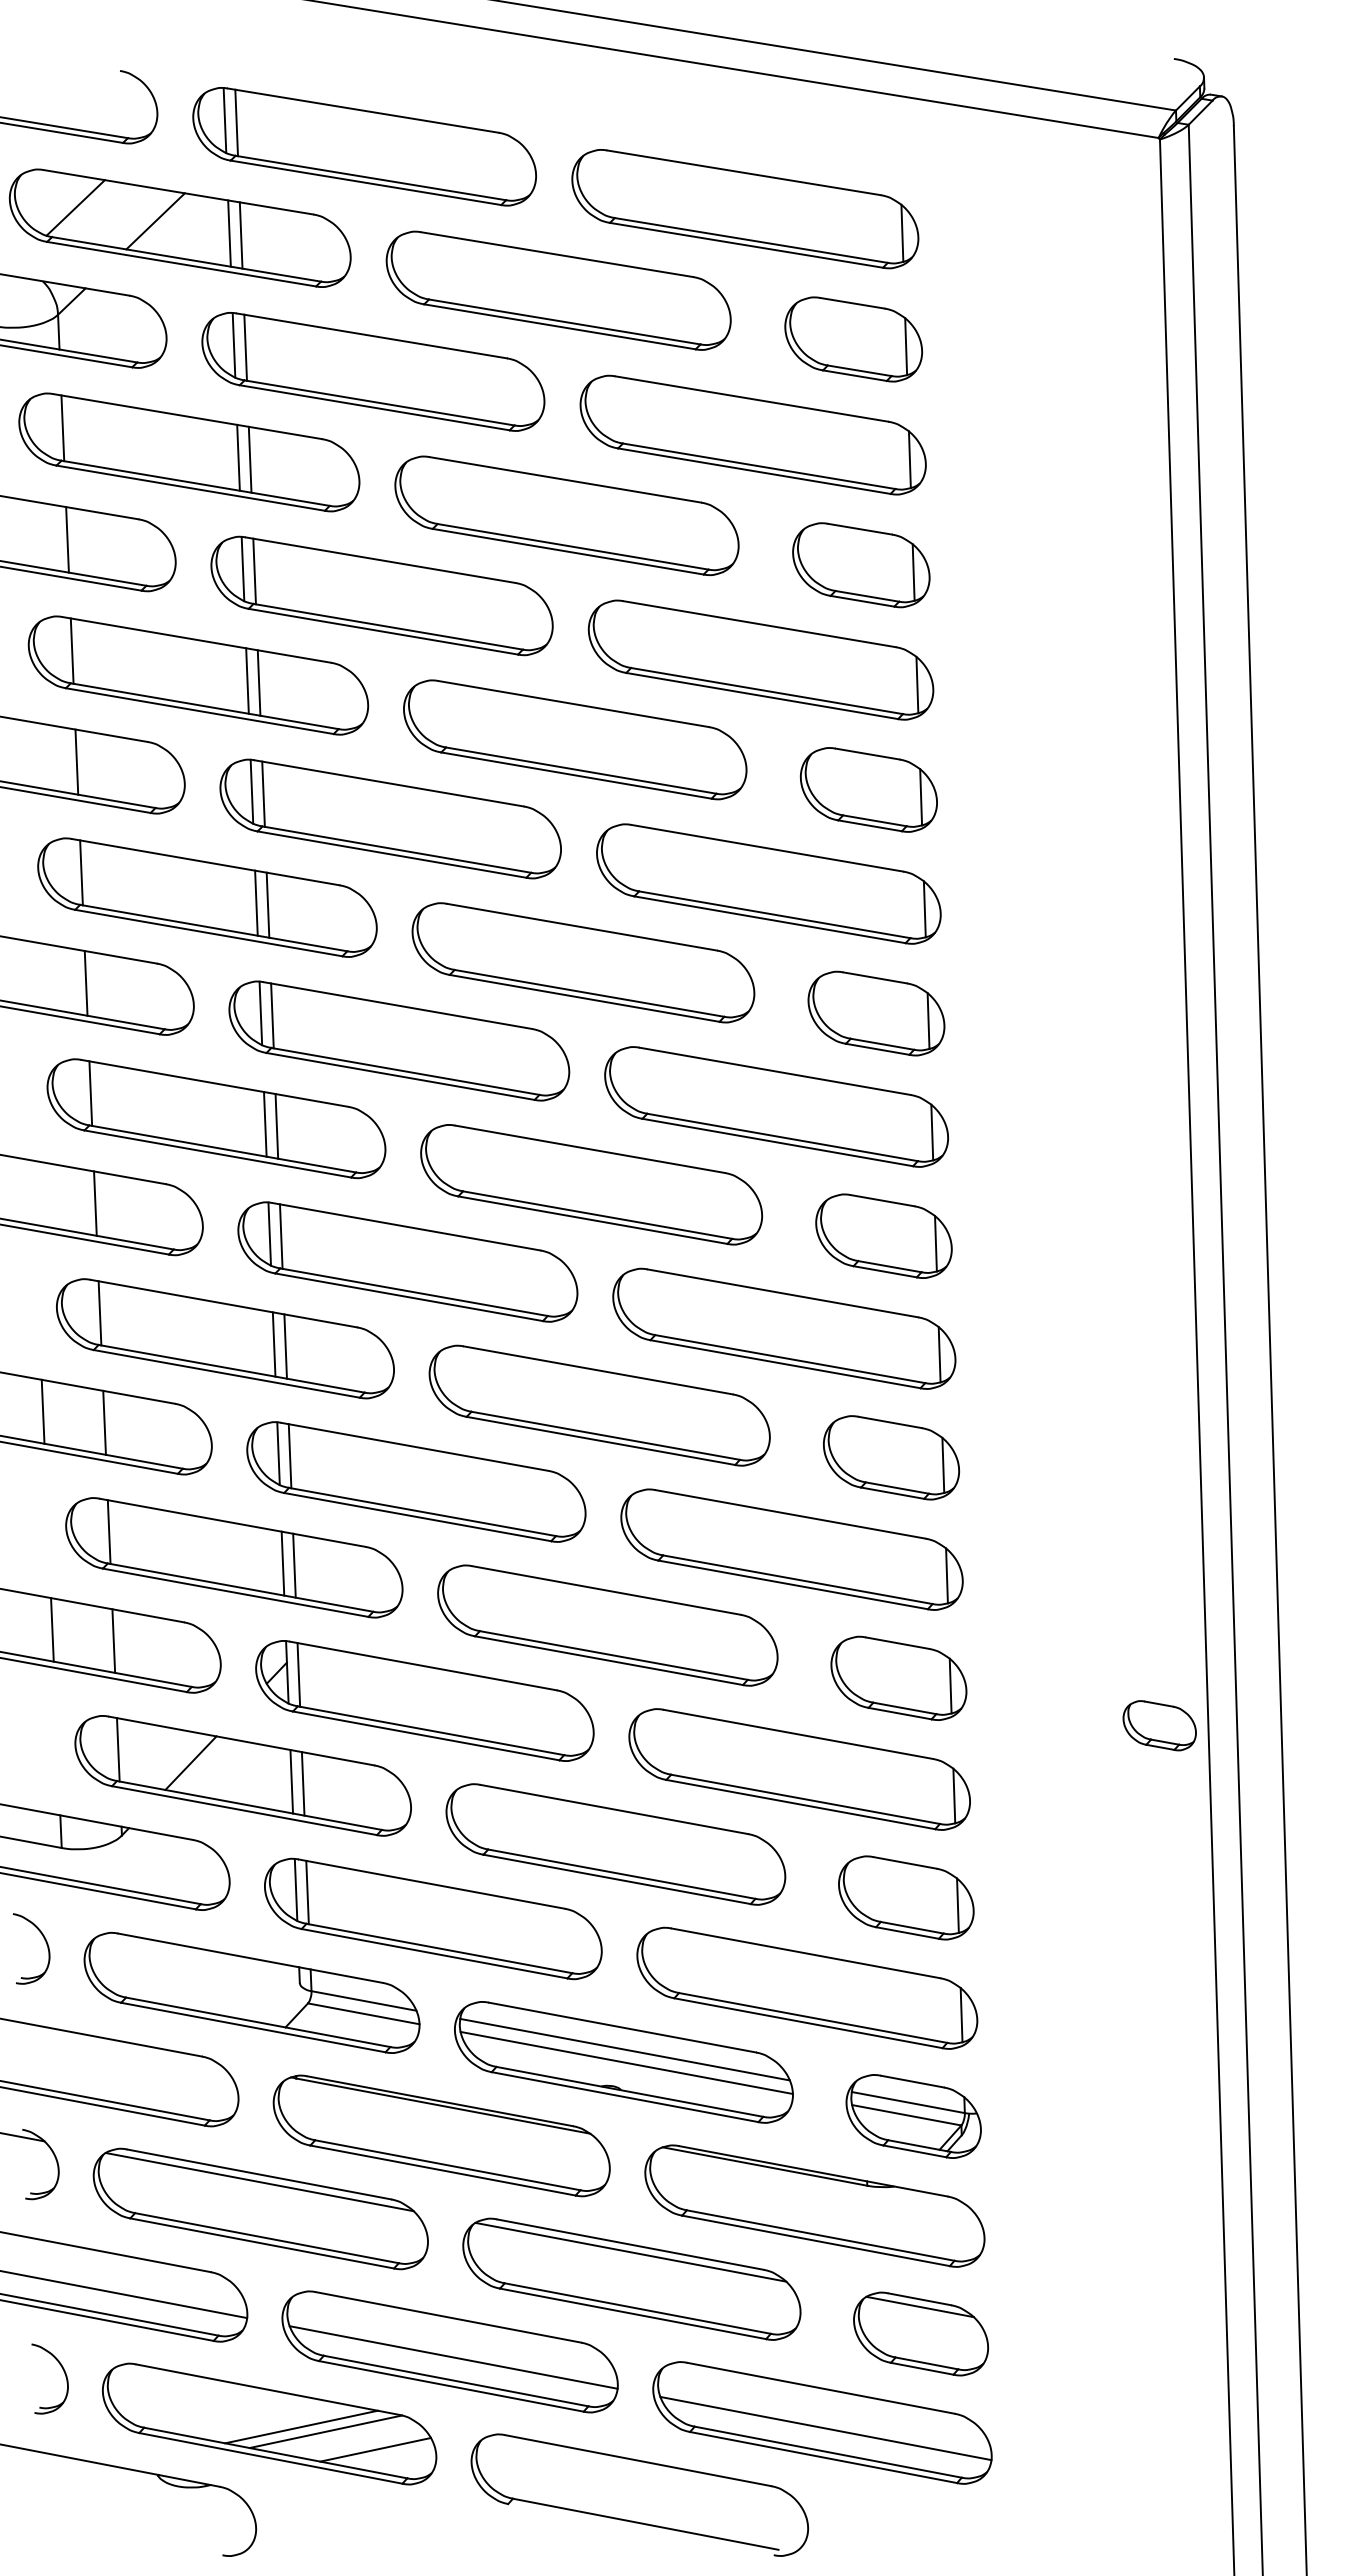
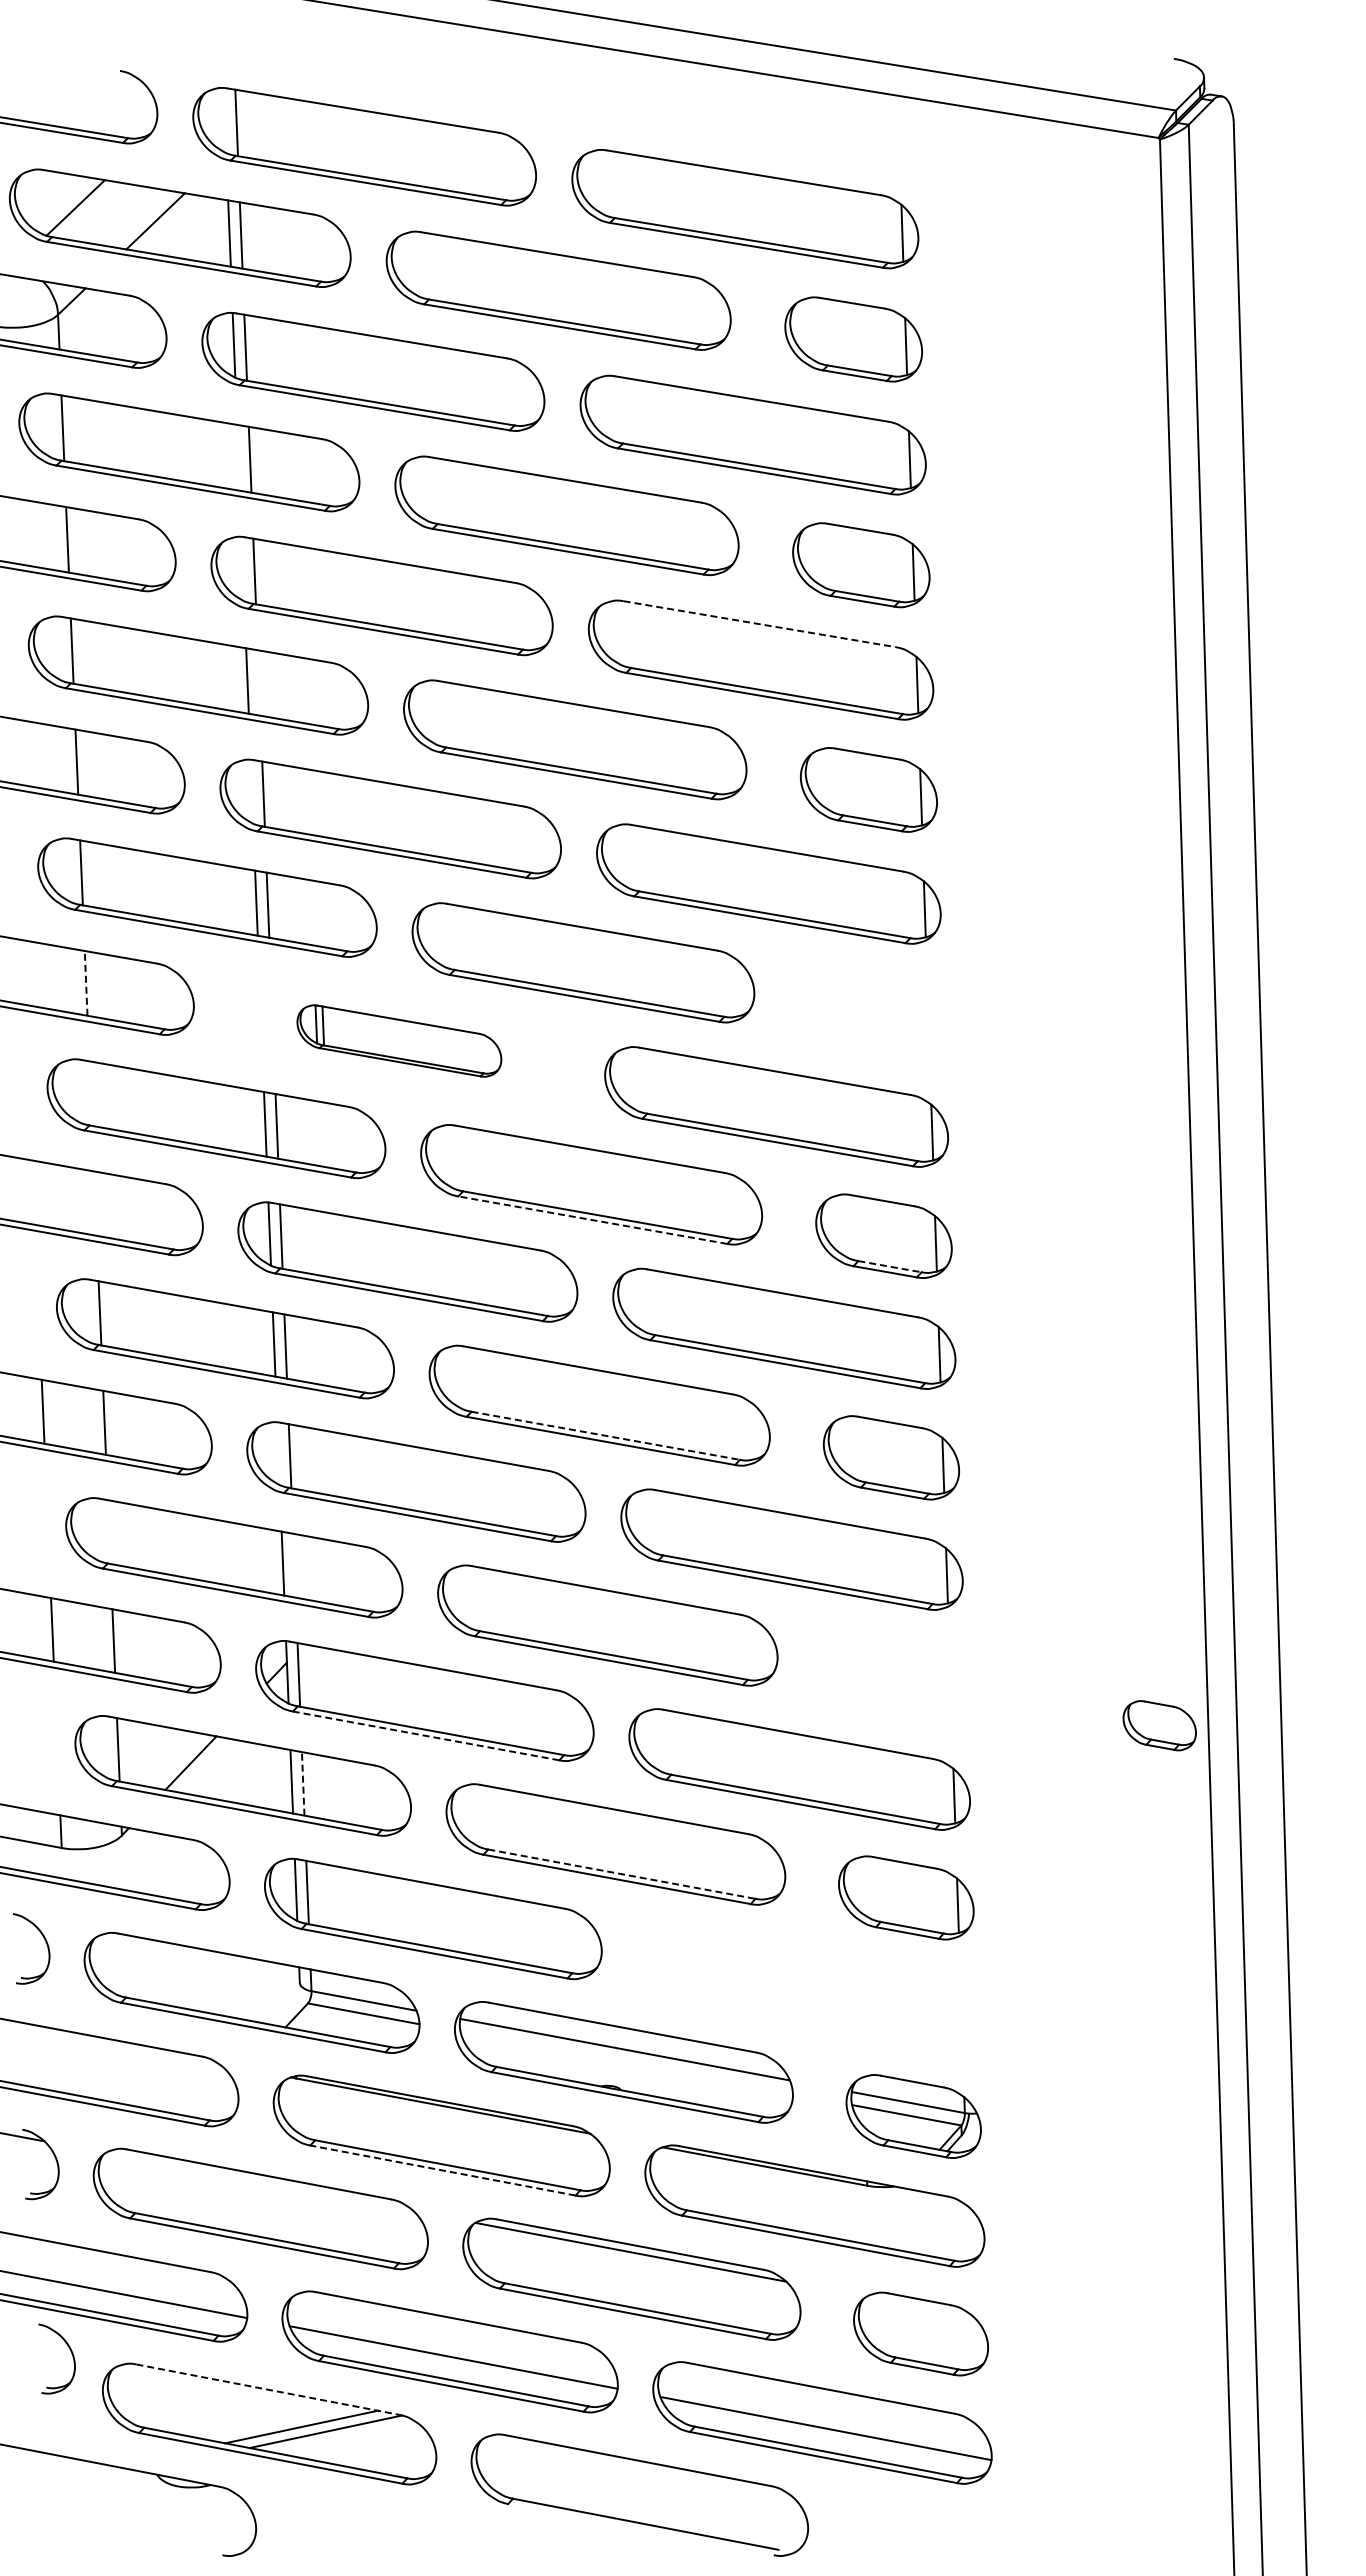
line: present -> none (224, 120)
line: present -> none (238, 457)
line: present -> none (242, 568)
line: solid -> dashed (759, 624)
line: present -> none (258, 682)
line: present -> none (251, 791)
line: solid -> dashed (86, 982)
part: present -> none (876, 1013)
part size: 343x122 px -> 207x74 px (399, 1040)
line: present -> none (90, 1093)
line: present -> none (95, 1203)
line: solid -> dashed (592, 1220)
line: solid -> dashed (890, 1266)
line: solid -> dashed (606, 1435)
line: present -> none (278, 1453)
line: present -> none (108, 1532)
line: present -> none (294, 1565)
part: present -> none (898, 1677)
line: solid -> dashed (425, 1735)
line: solid -> dashed (303, 1783)
line: solid -> dashed (621, 1874)
part: present -> none (807, 1987)
line: present -> none (626, 2062)
line: solid -> dashed (442, 2170)
line: present -> none (259, 2181)
line: present -> none (919, 2306)
part position: (64, 2374) -> (71, 2354) (71, 2354)
line: solid -> dashed (268, 2389)
line: present -> none (375, 2449)
